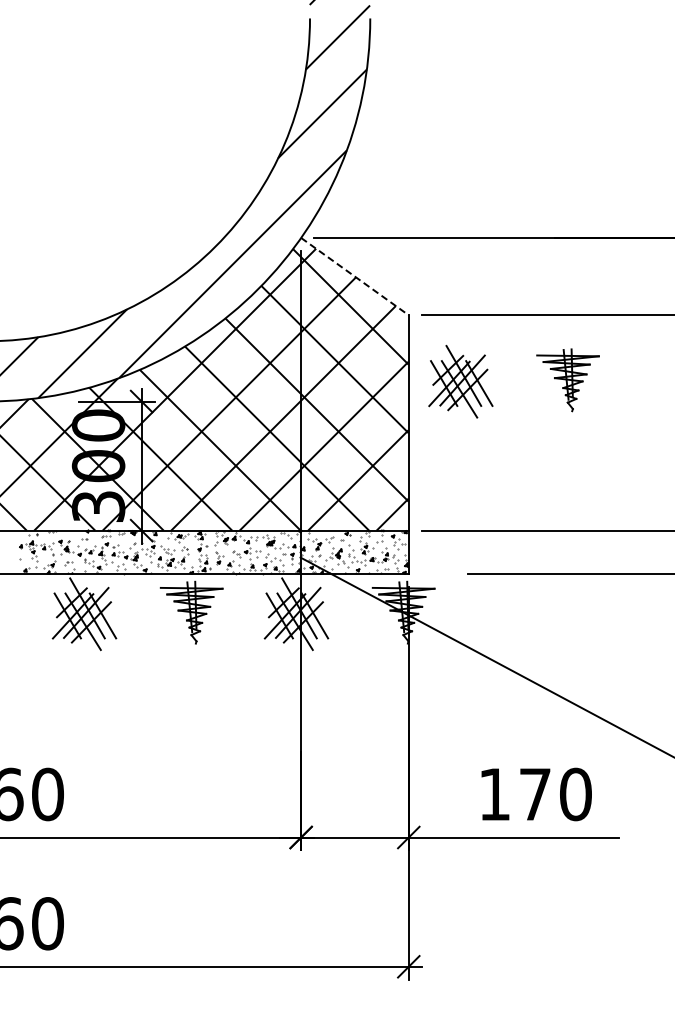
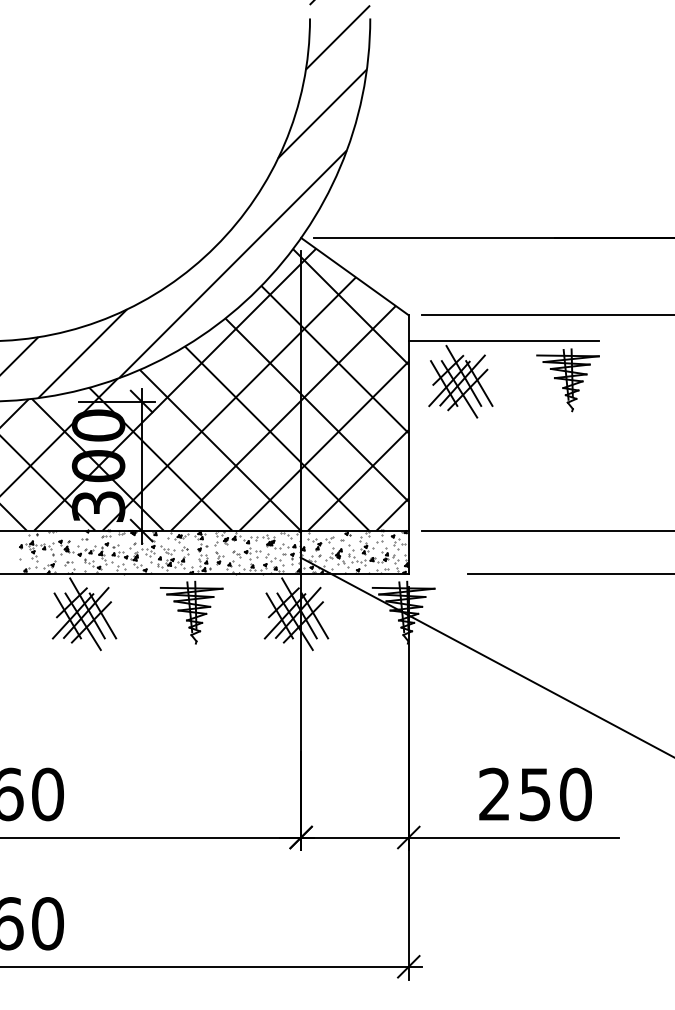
line: dashed -> solid (355, 276)
line: none -> present (503, 341)
text: 170 -> 250 (514, 794)
